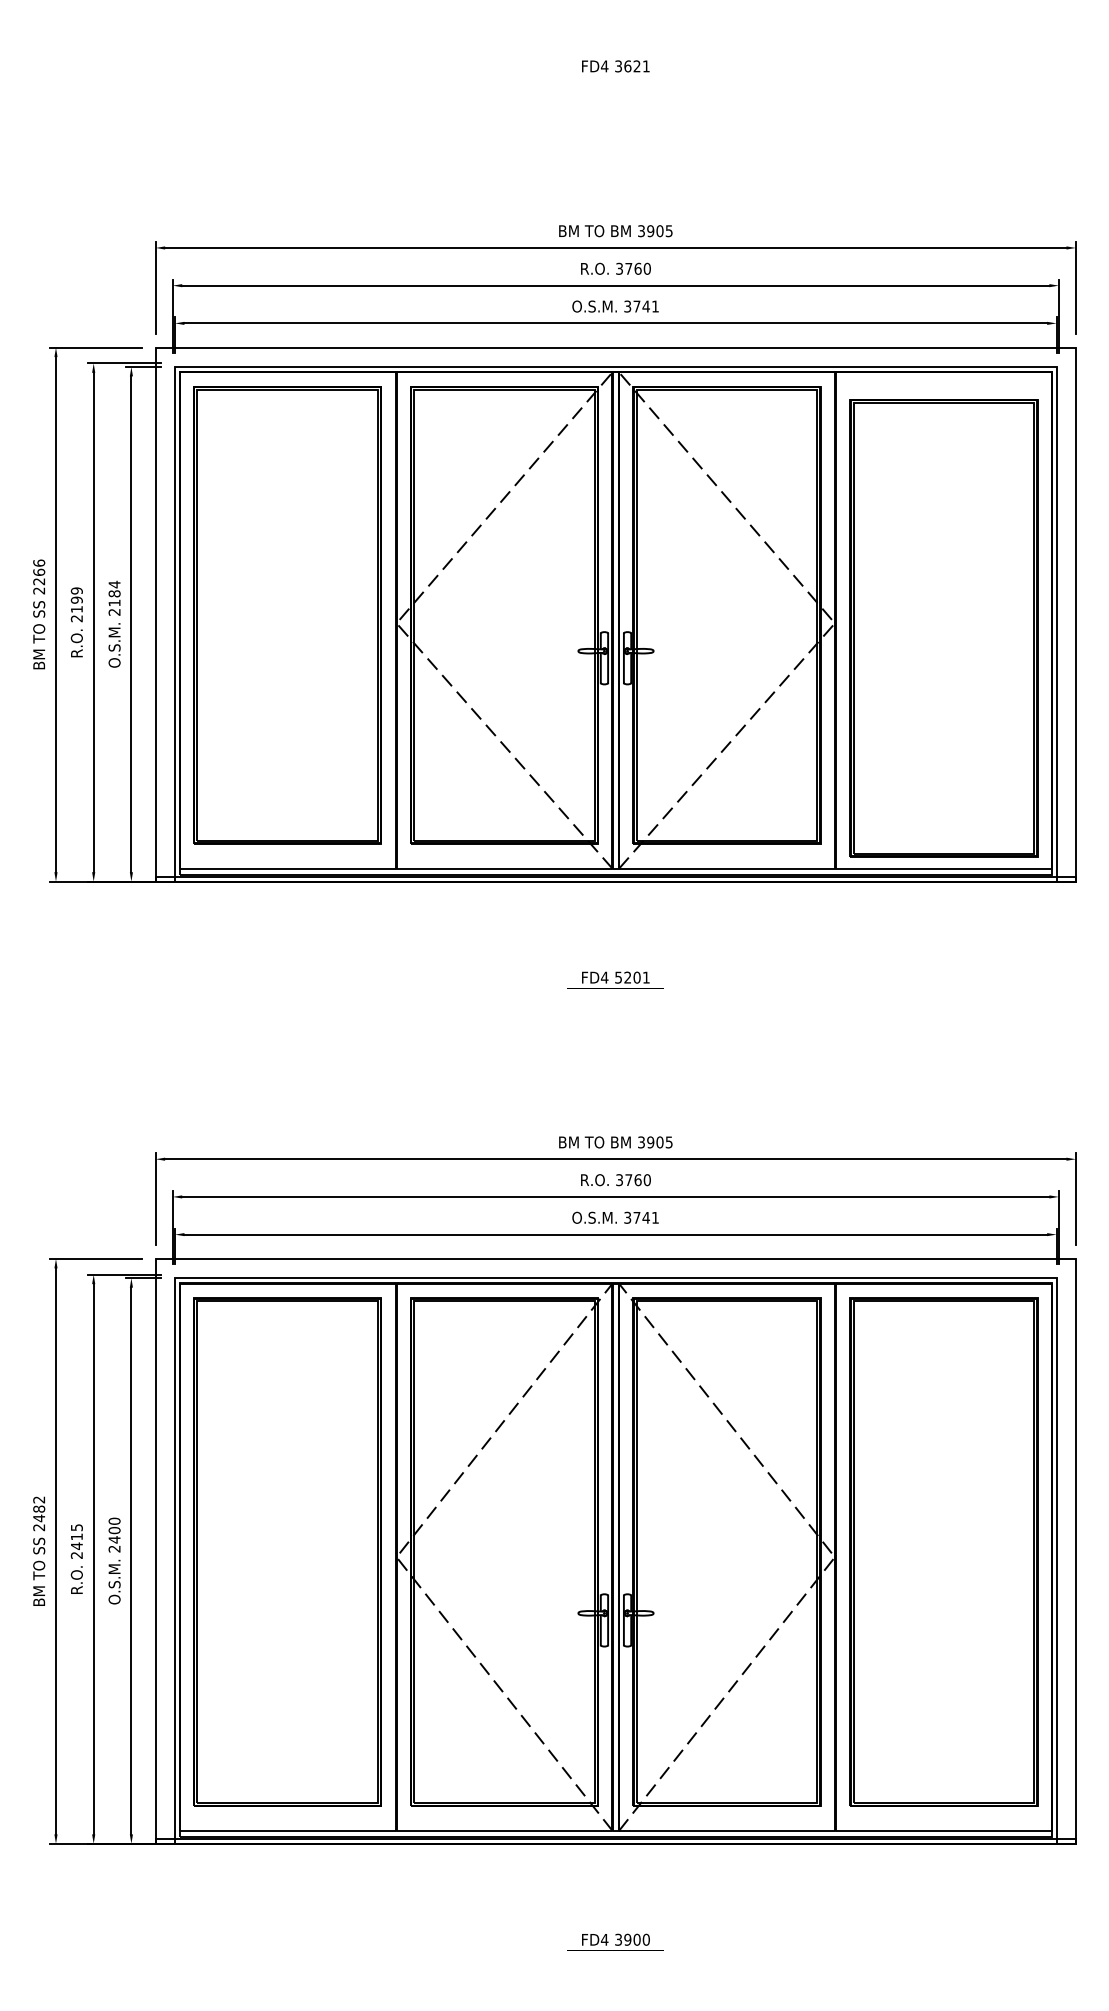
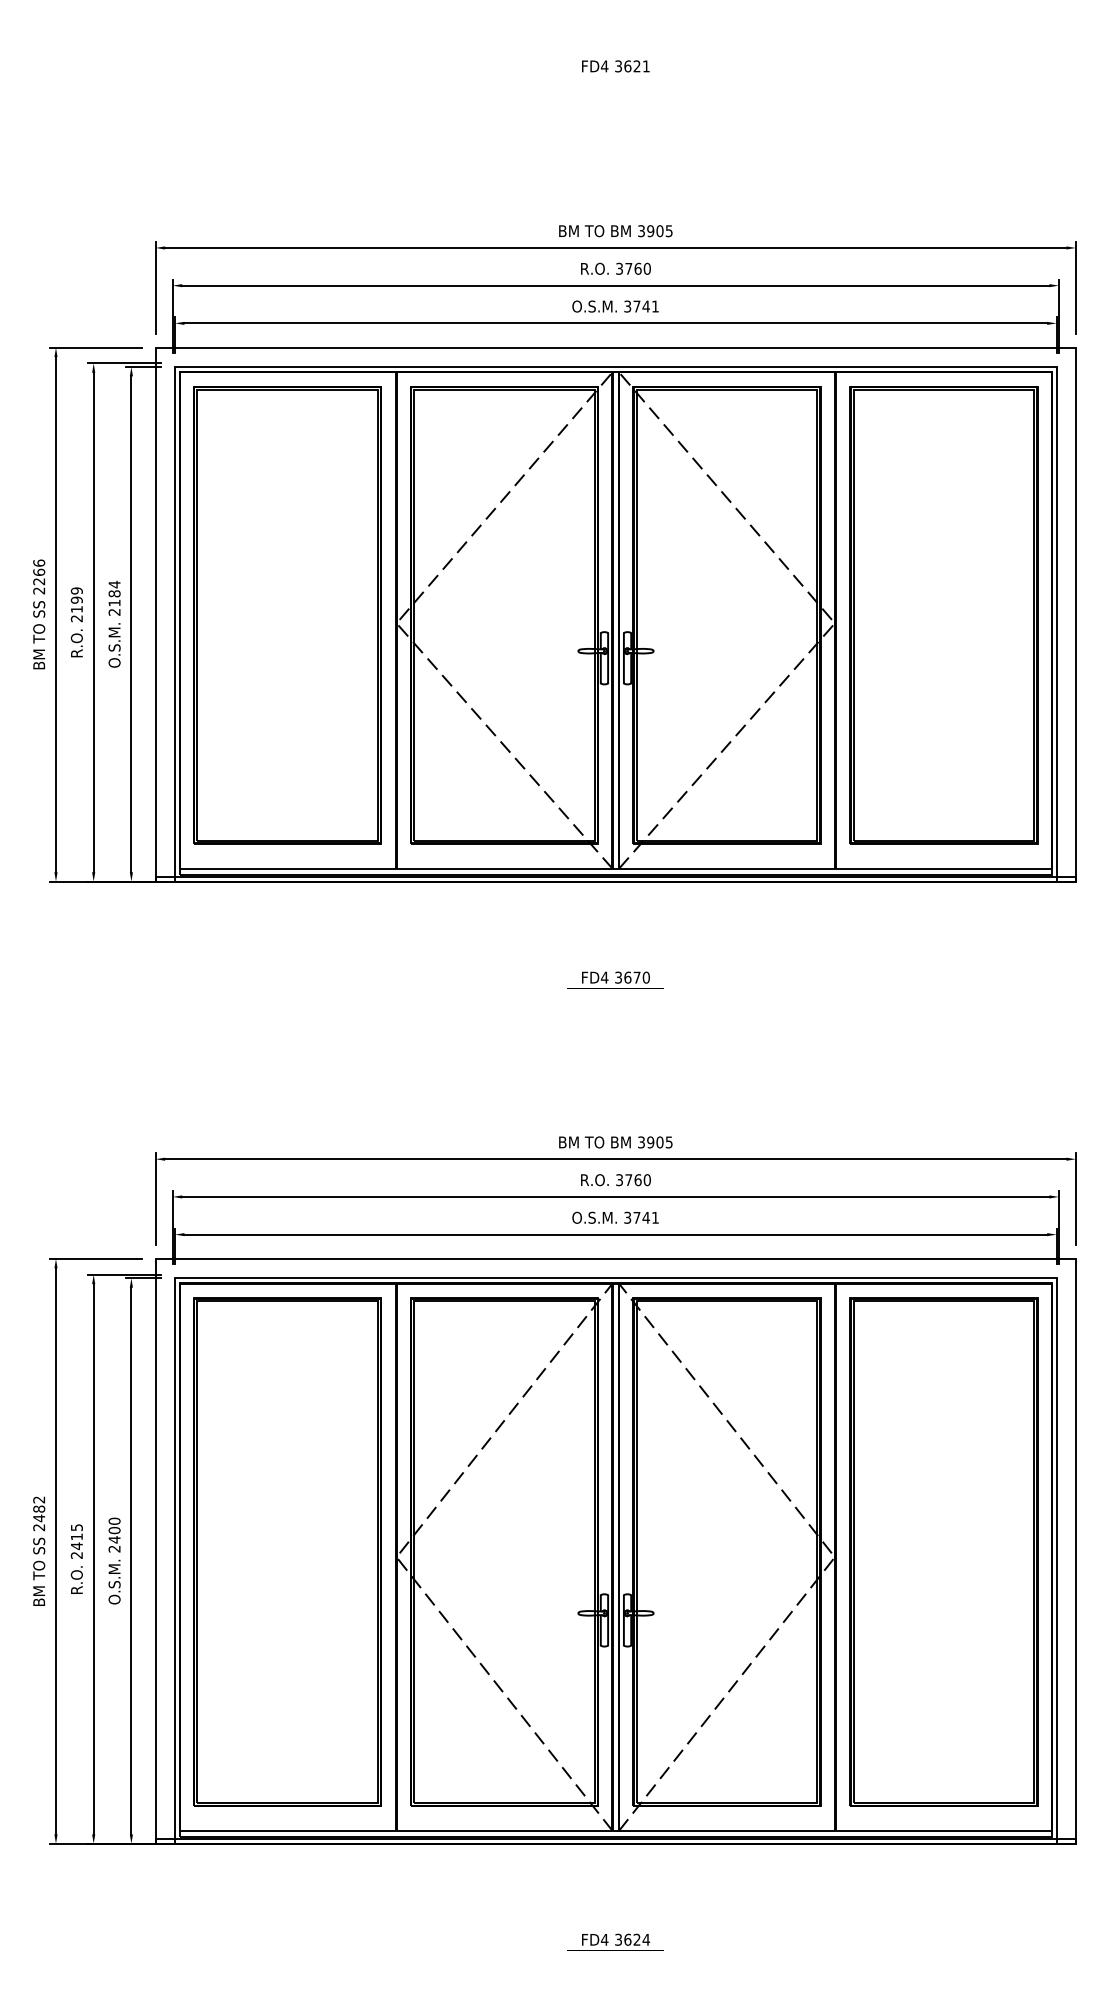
part position: (943, 628) -> (943, 615) (943, 615)
text: 5201 -> 3670 (632, 977)
text: 3900 -> 3624 (637, 1939)
